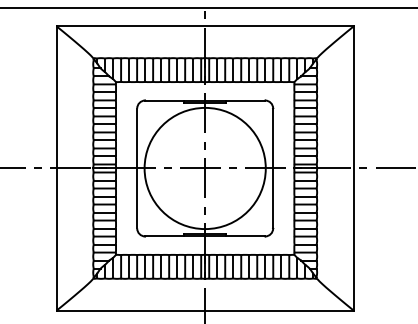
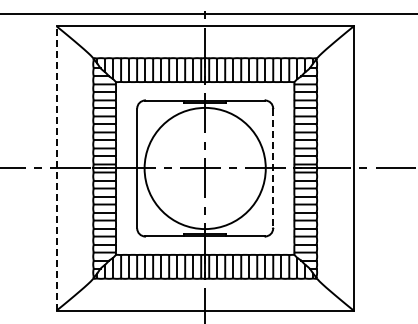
line position: (208, 8) -> (208, 14) (208, 14)
line: solid -> dashed (56, 168)
line: solid -> dashed (273, 168)
